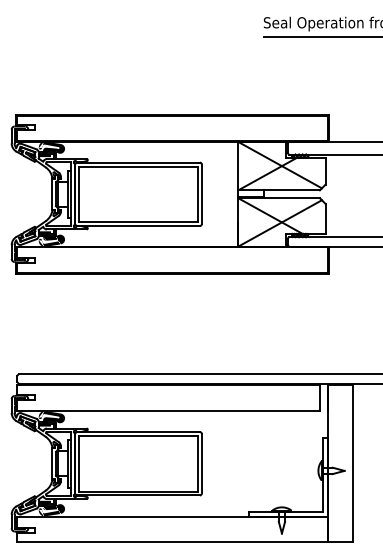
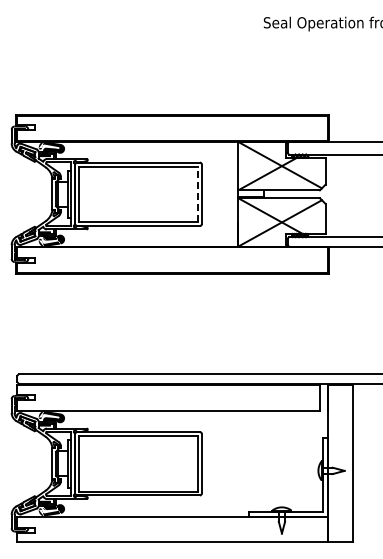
line: present -> none (321, 36)
line: solid -> dashed (197, 194)
